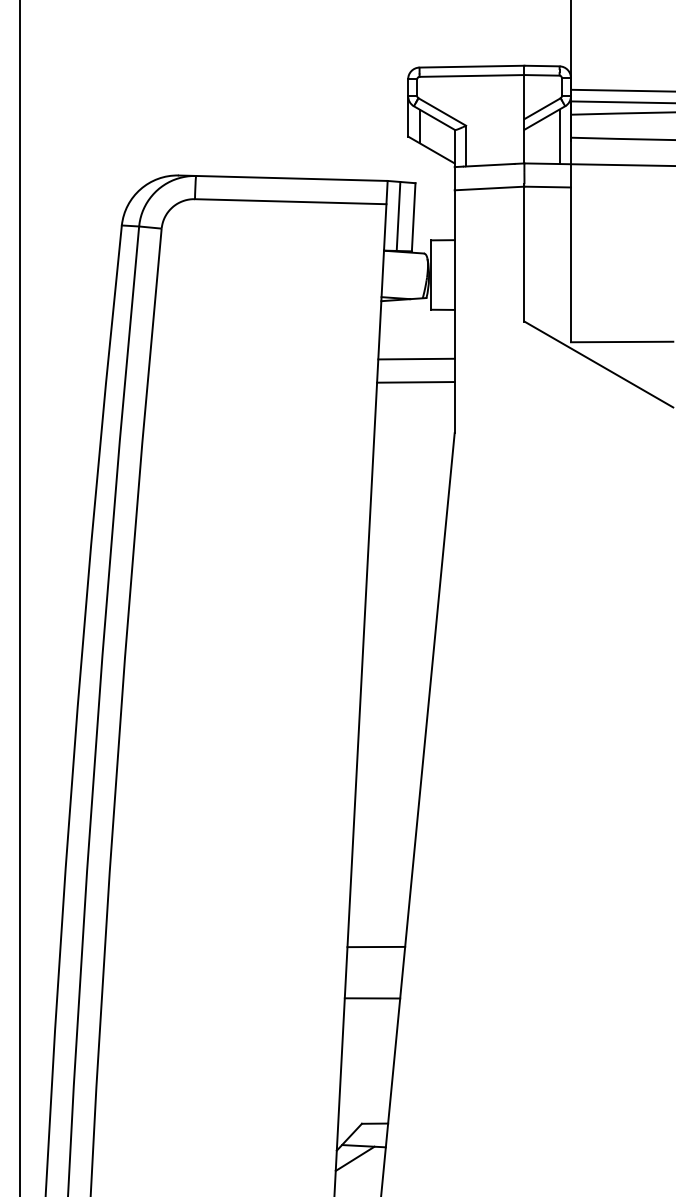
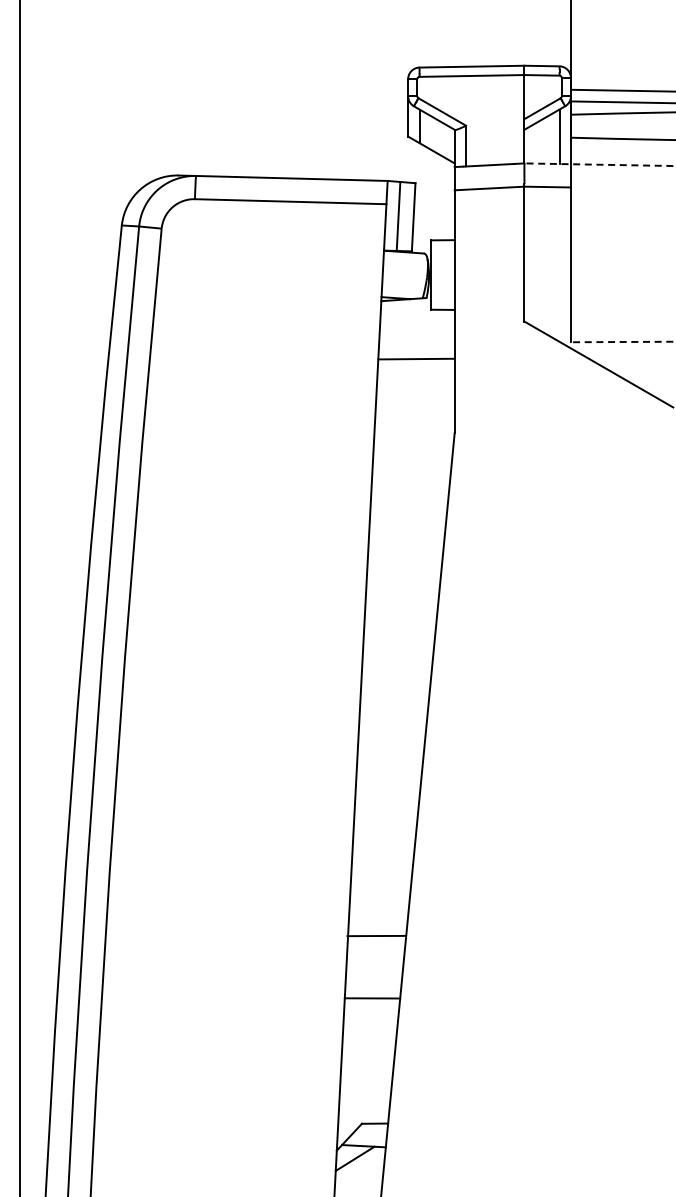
line: solid -> dashed (599, 164)
line: solid -> dashed (621, 342)
line: present -> none (415, 382)
line position: (376, 946) -> (376, 935) (376, 935)
